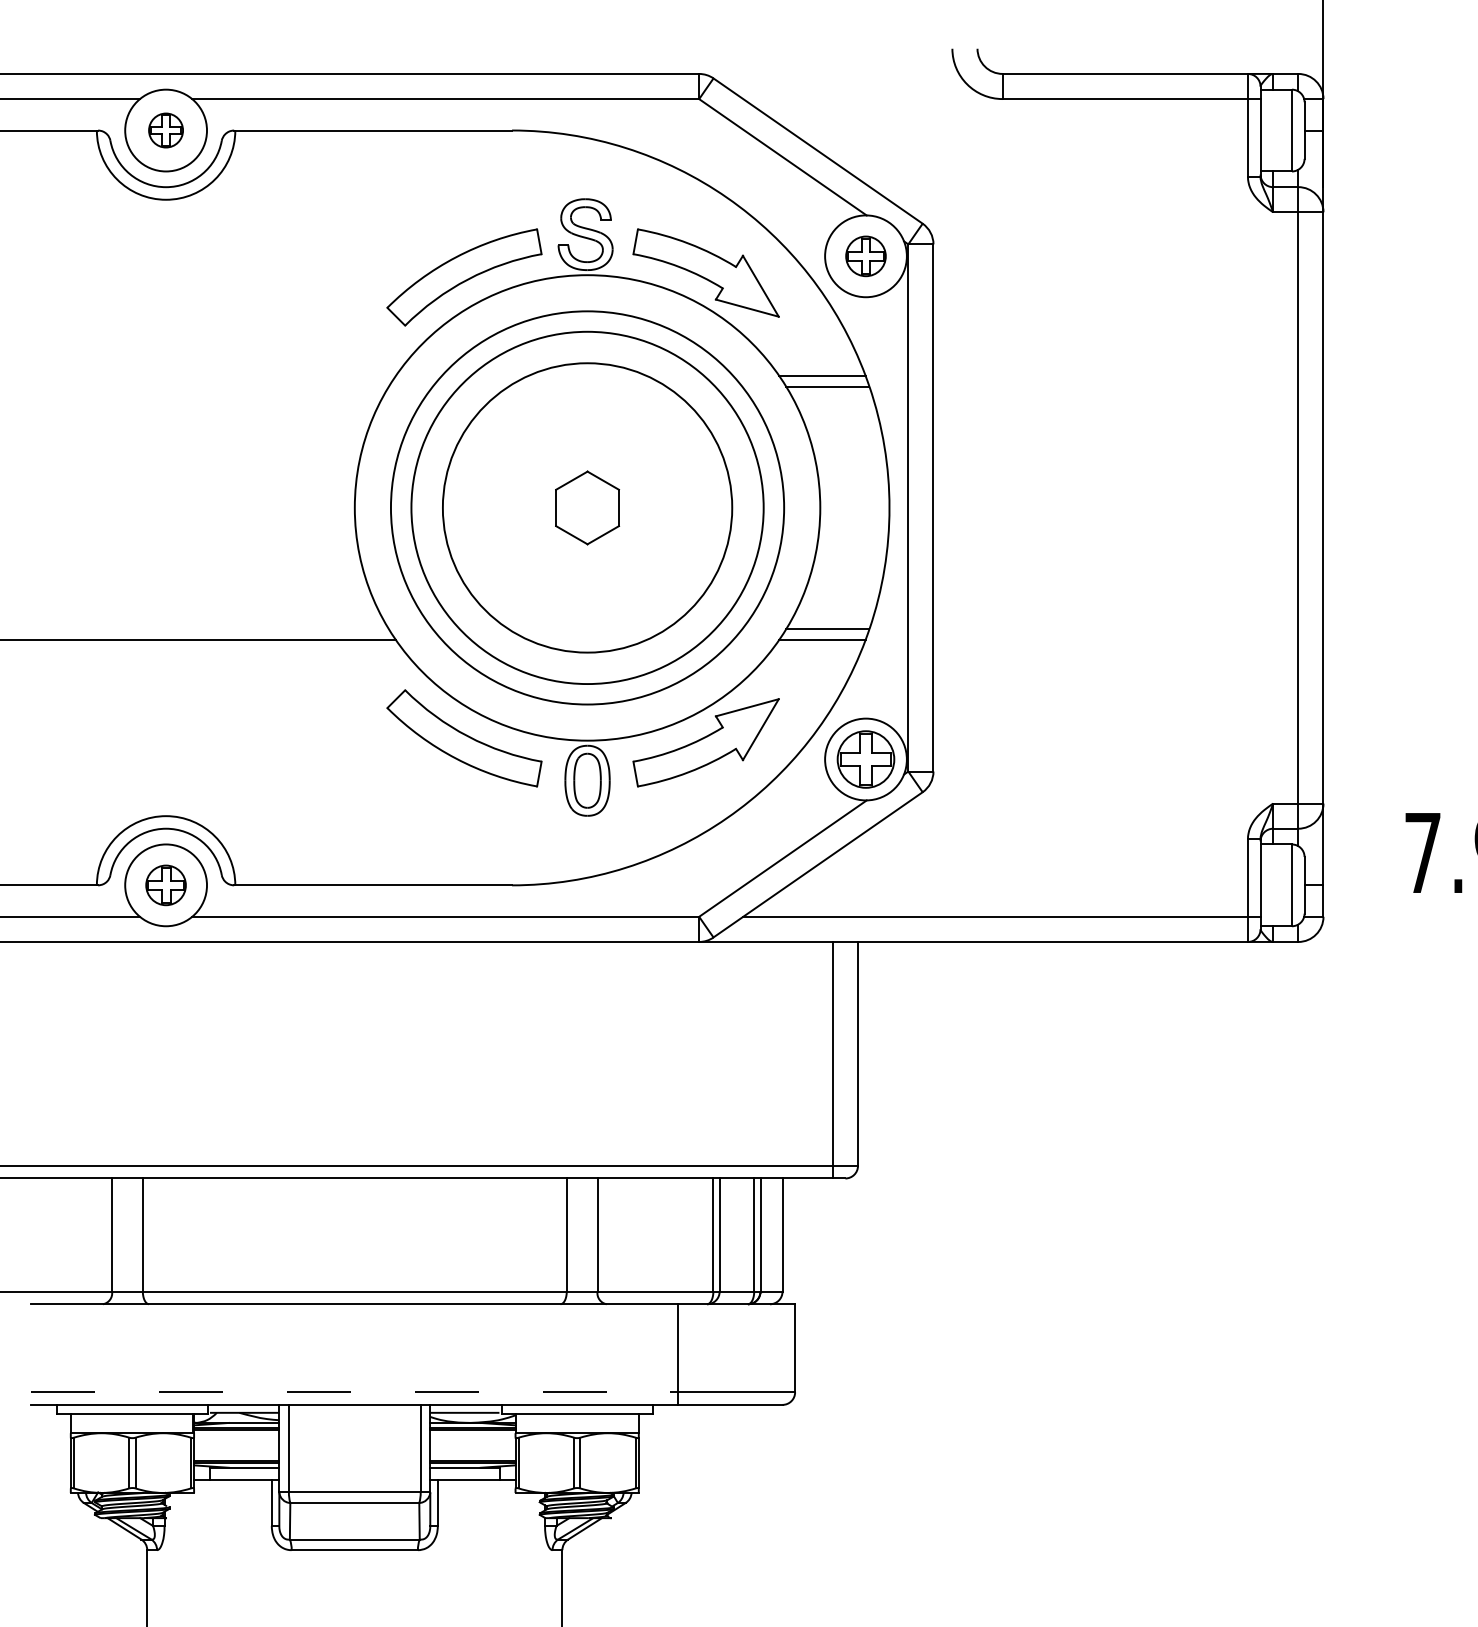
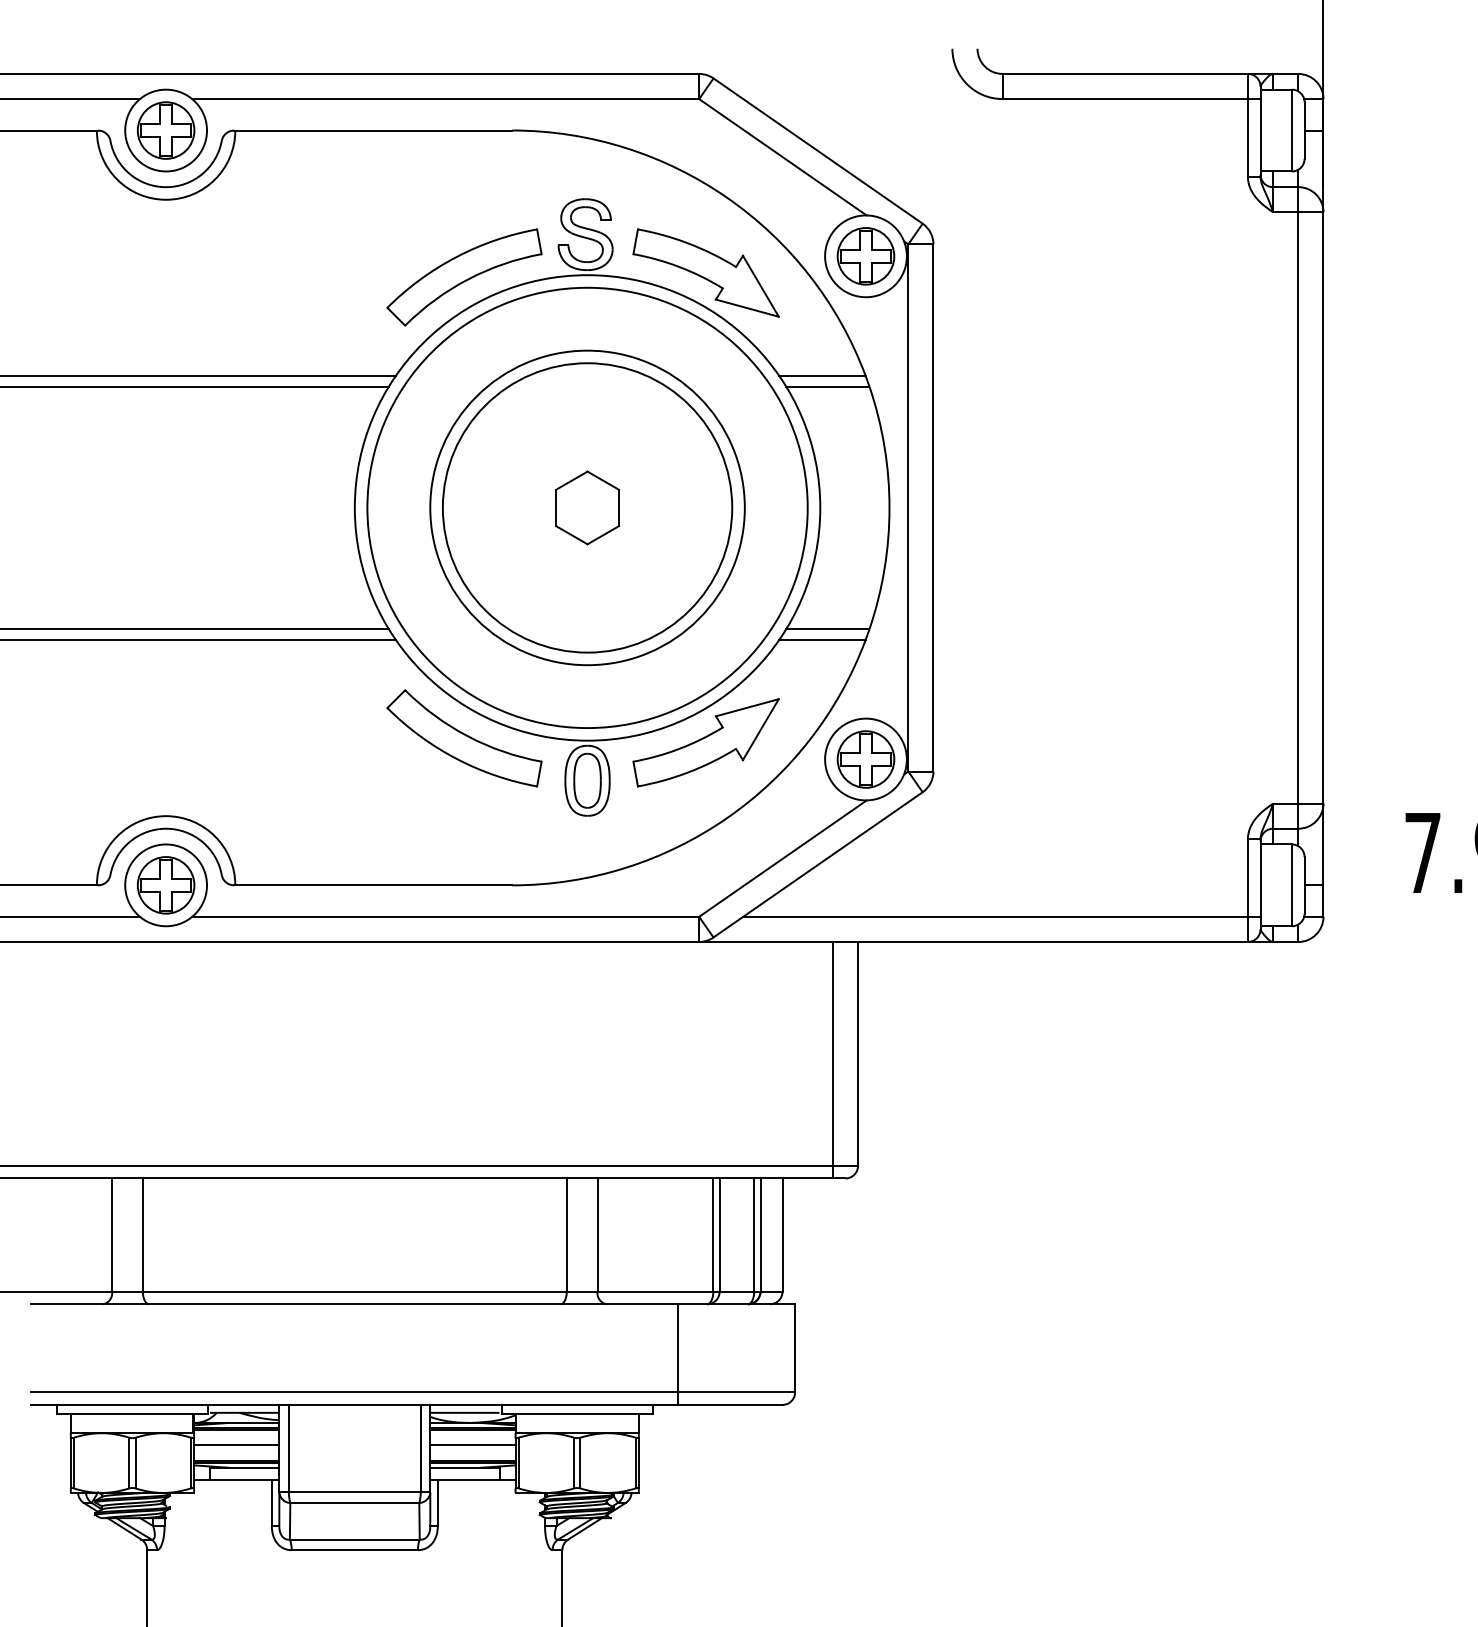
part size: 36x37 px -> 60x59 px (165, 130)
part size: 42x43 px -> 60x59 px (865, 256)
line: none -> present (198, 375)
line: none -> present (195, 386)
circle diameter: 352 px -> 440 px (587, 507)
circle diameter: 393 px -> 315 px (587, 507)
line: none -> present (195, 629)
part size: 42x43 px -> 60x59 px (165, 885)
line: dashed -> solid (355, 1392)
line: none -> present (236, 1445)
line: none -> present (472, 1445)
